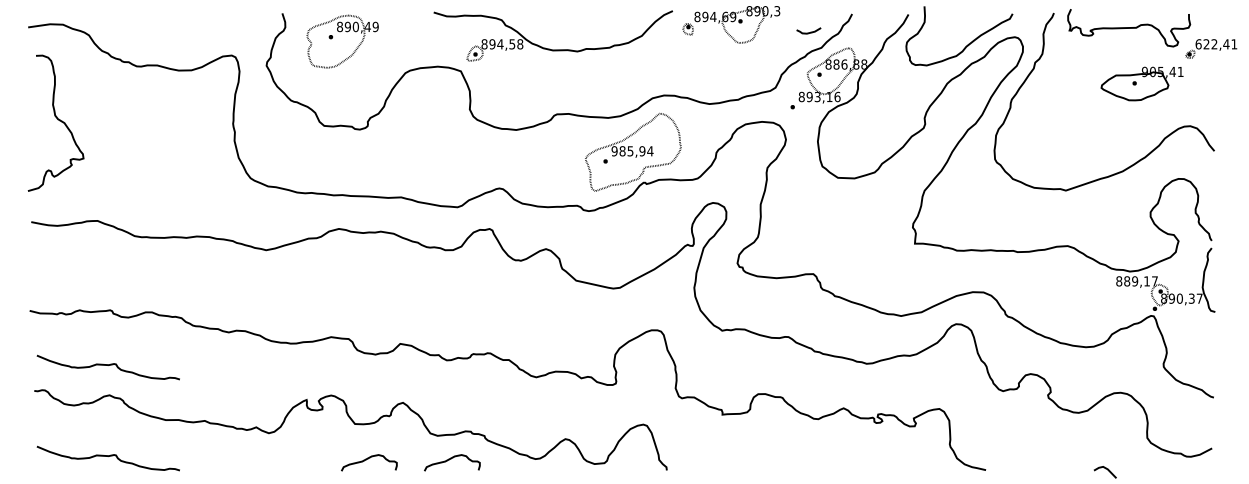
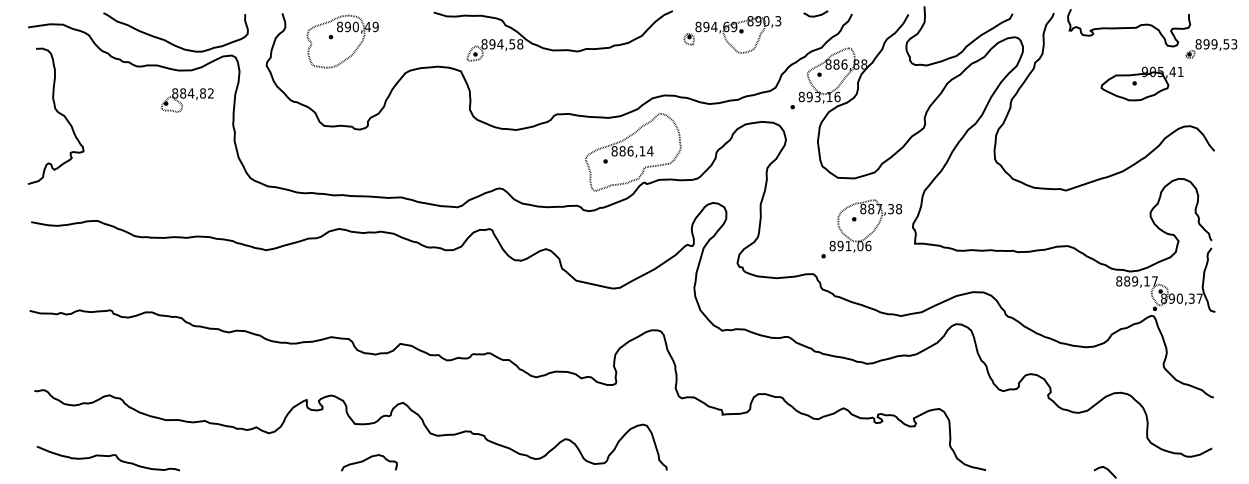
part position: (731, 24) -> (732, 34) (732, 34)
curve position: (808, 32) -> (815, 15) (815, 15)
curve: none -> present (171, 42)
text: 622,41 -> 899,53 (1216, 44)
part: none -> present (187, 100)
curve position: (57, 119) -> (57, 112) (57, 112)
text: 985,94 -> 886,14 (628, 151)
part: none -> present (855, 221)
curve: present -> none (107, 365)
curve: present -> none (451, 459)
